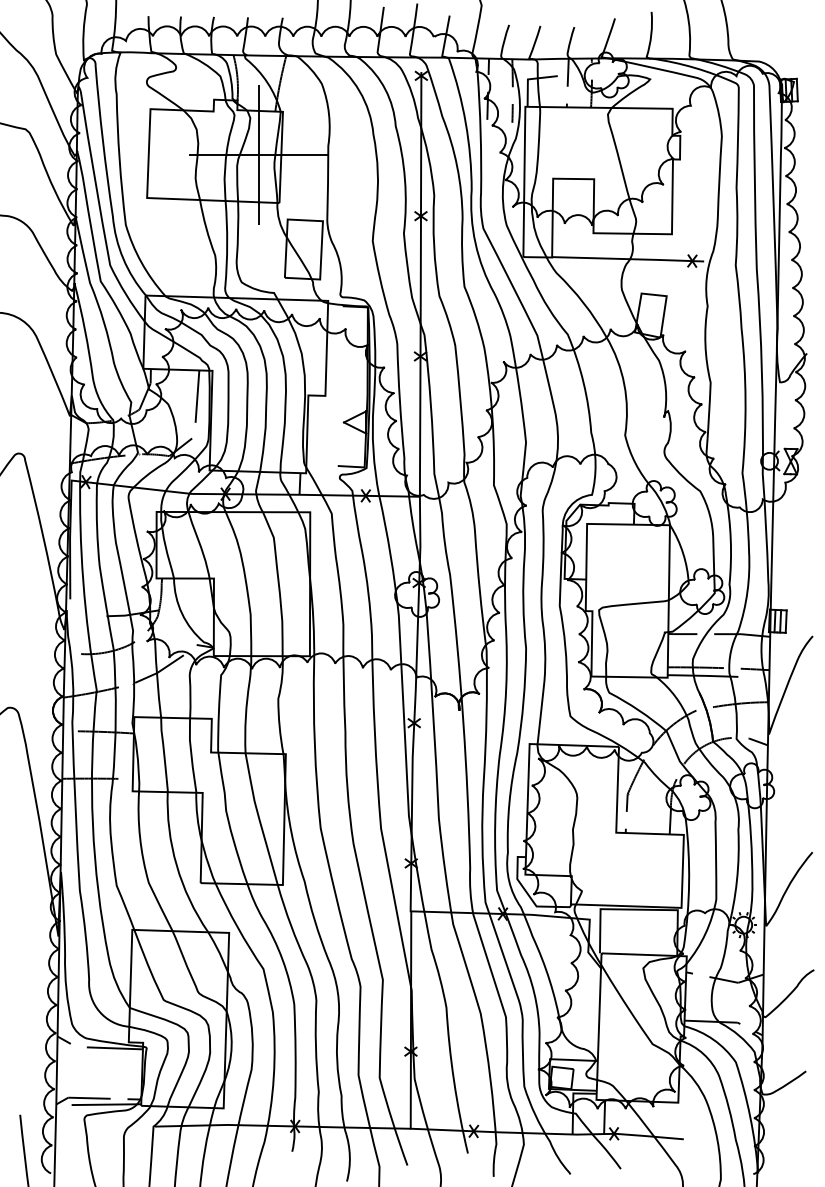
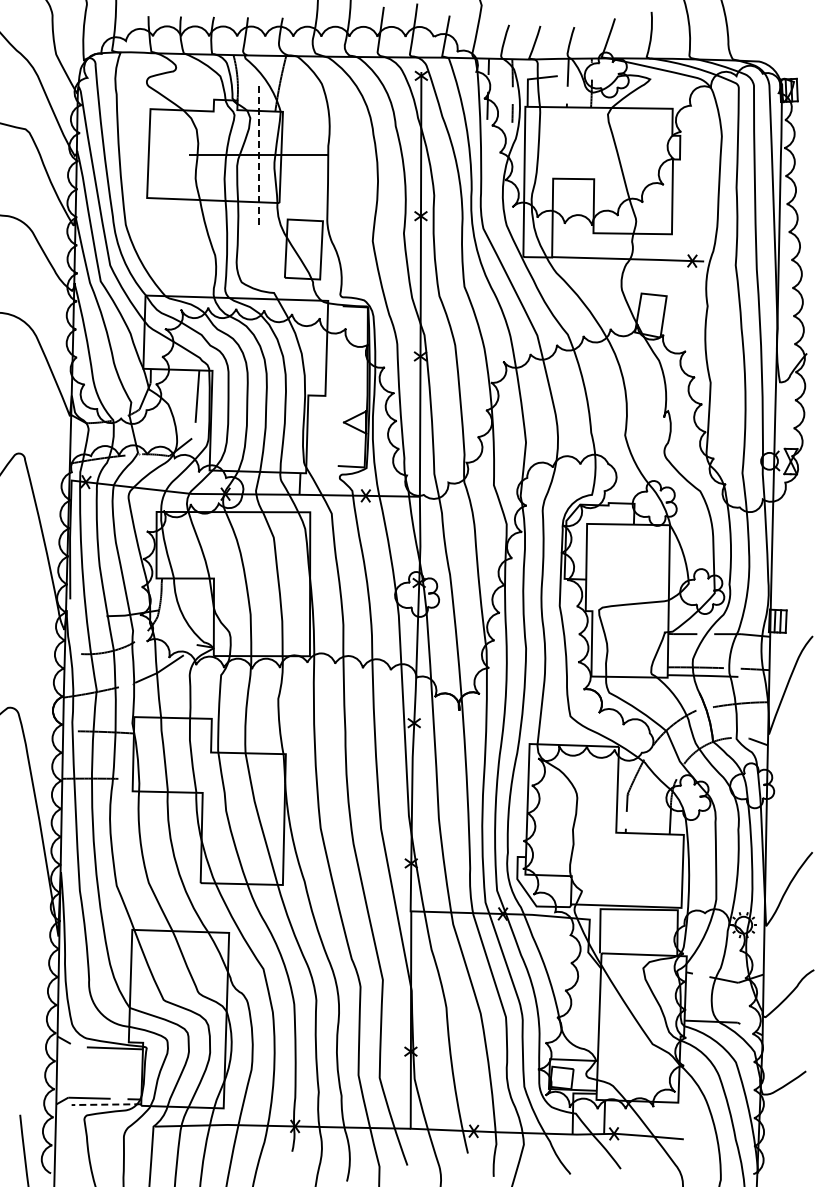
line: solid -> dashed (259, 154)
line: solid -> dashed (106, 1104)
